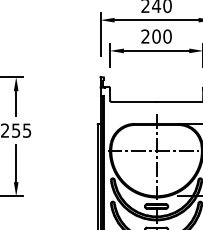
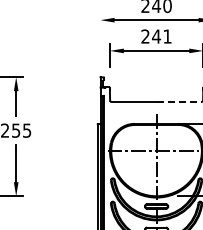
line: present -> none (100, 34)
text: 200 -> 241 (161, 36)
line: solid -> dashed (179, 101)
